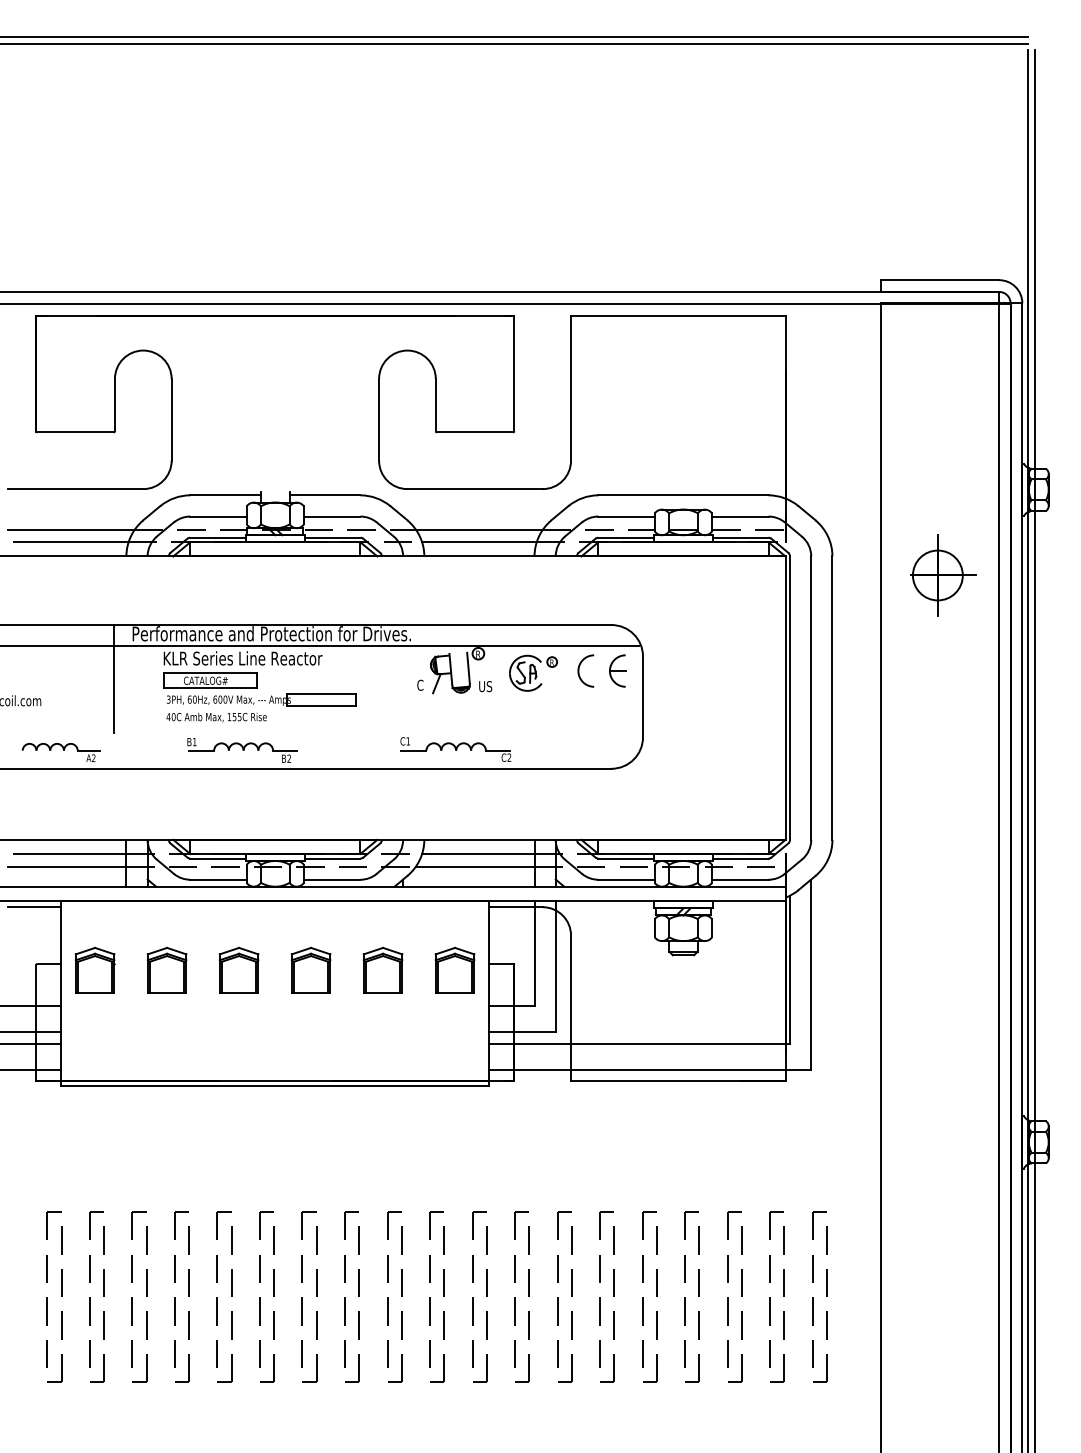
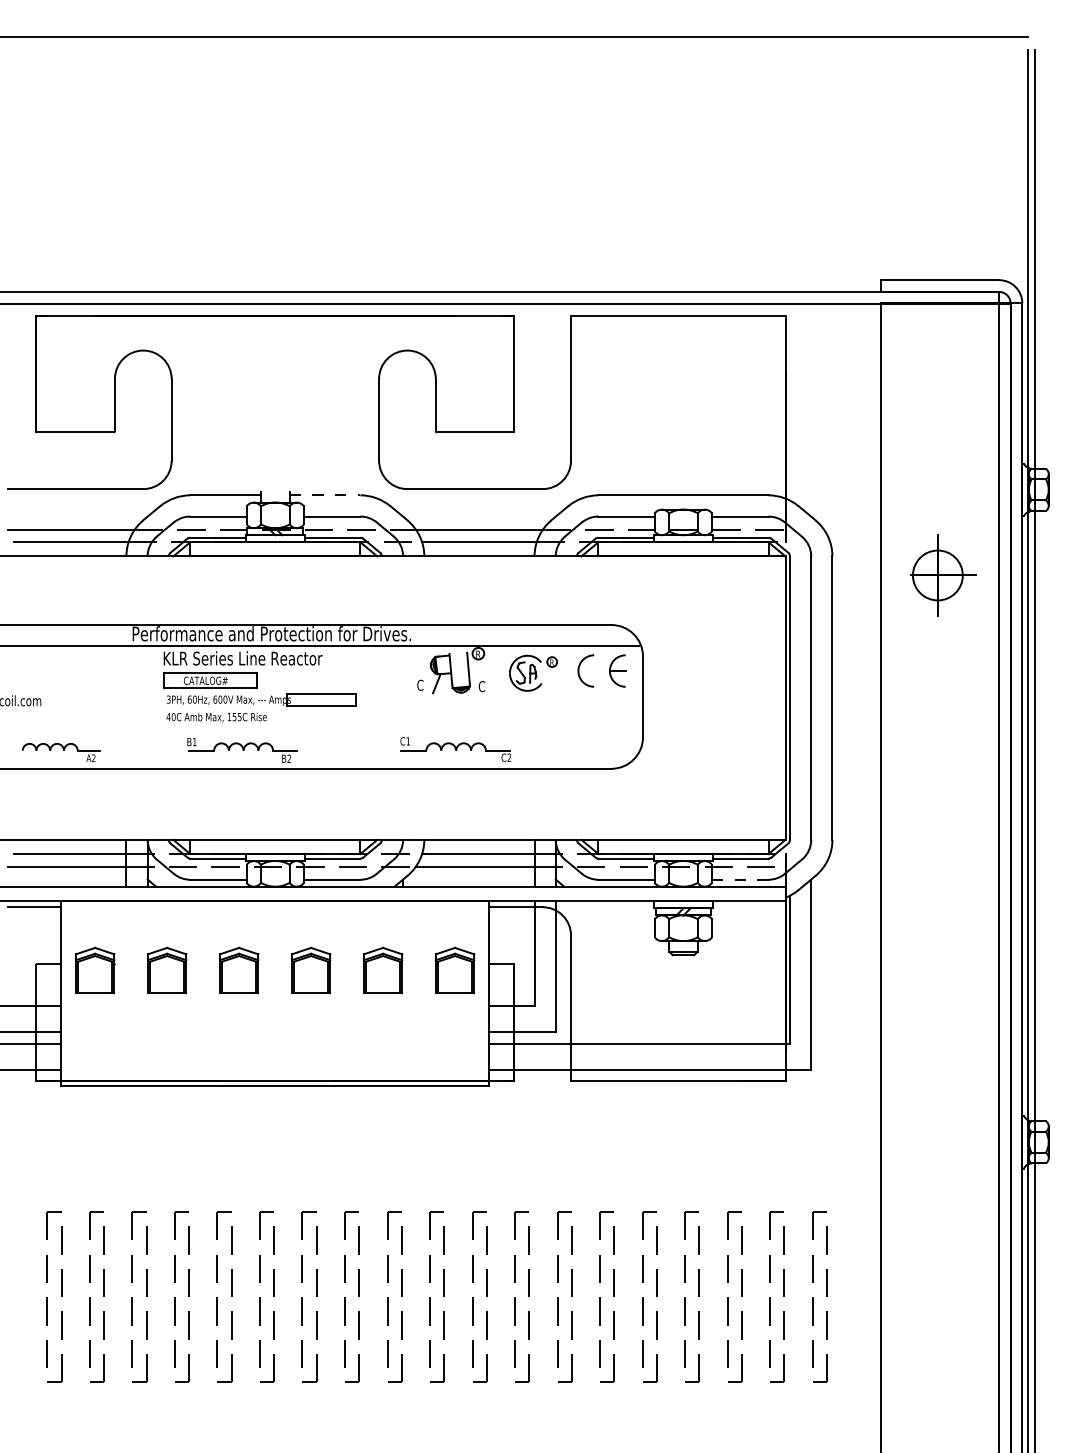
line: present -> none (515, 43)
line: solid -> dashed (325, 495)
line: present -> none (114, 678)
text: US -> C (485, 686)
line: solid -> dashed (739, 879)
